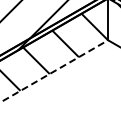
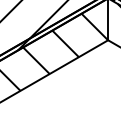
line: dashed -> solid (54, 71)
